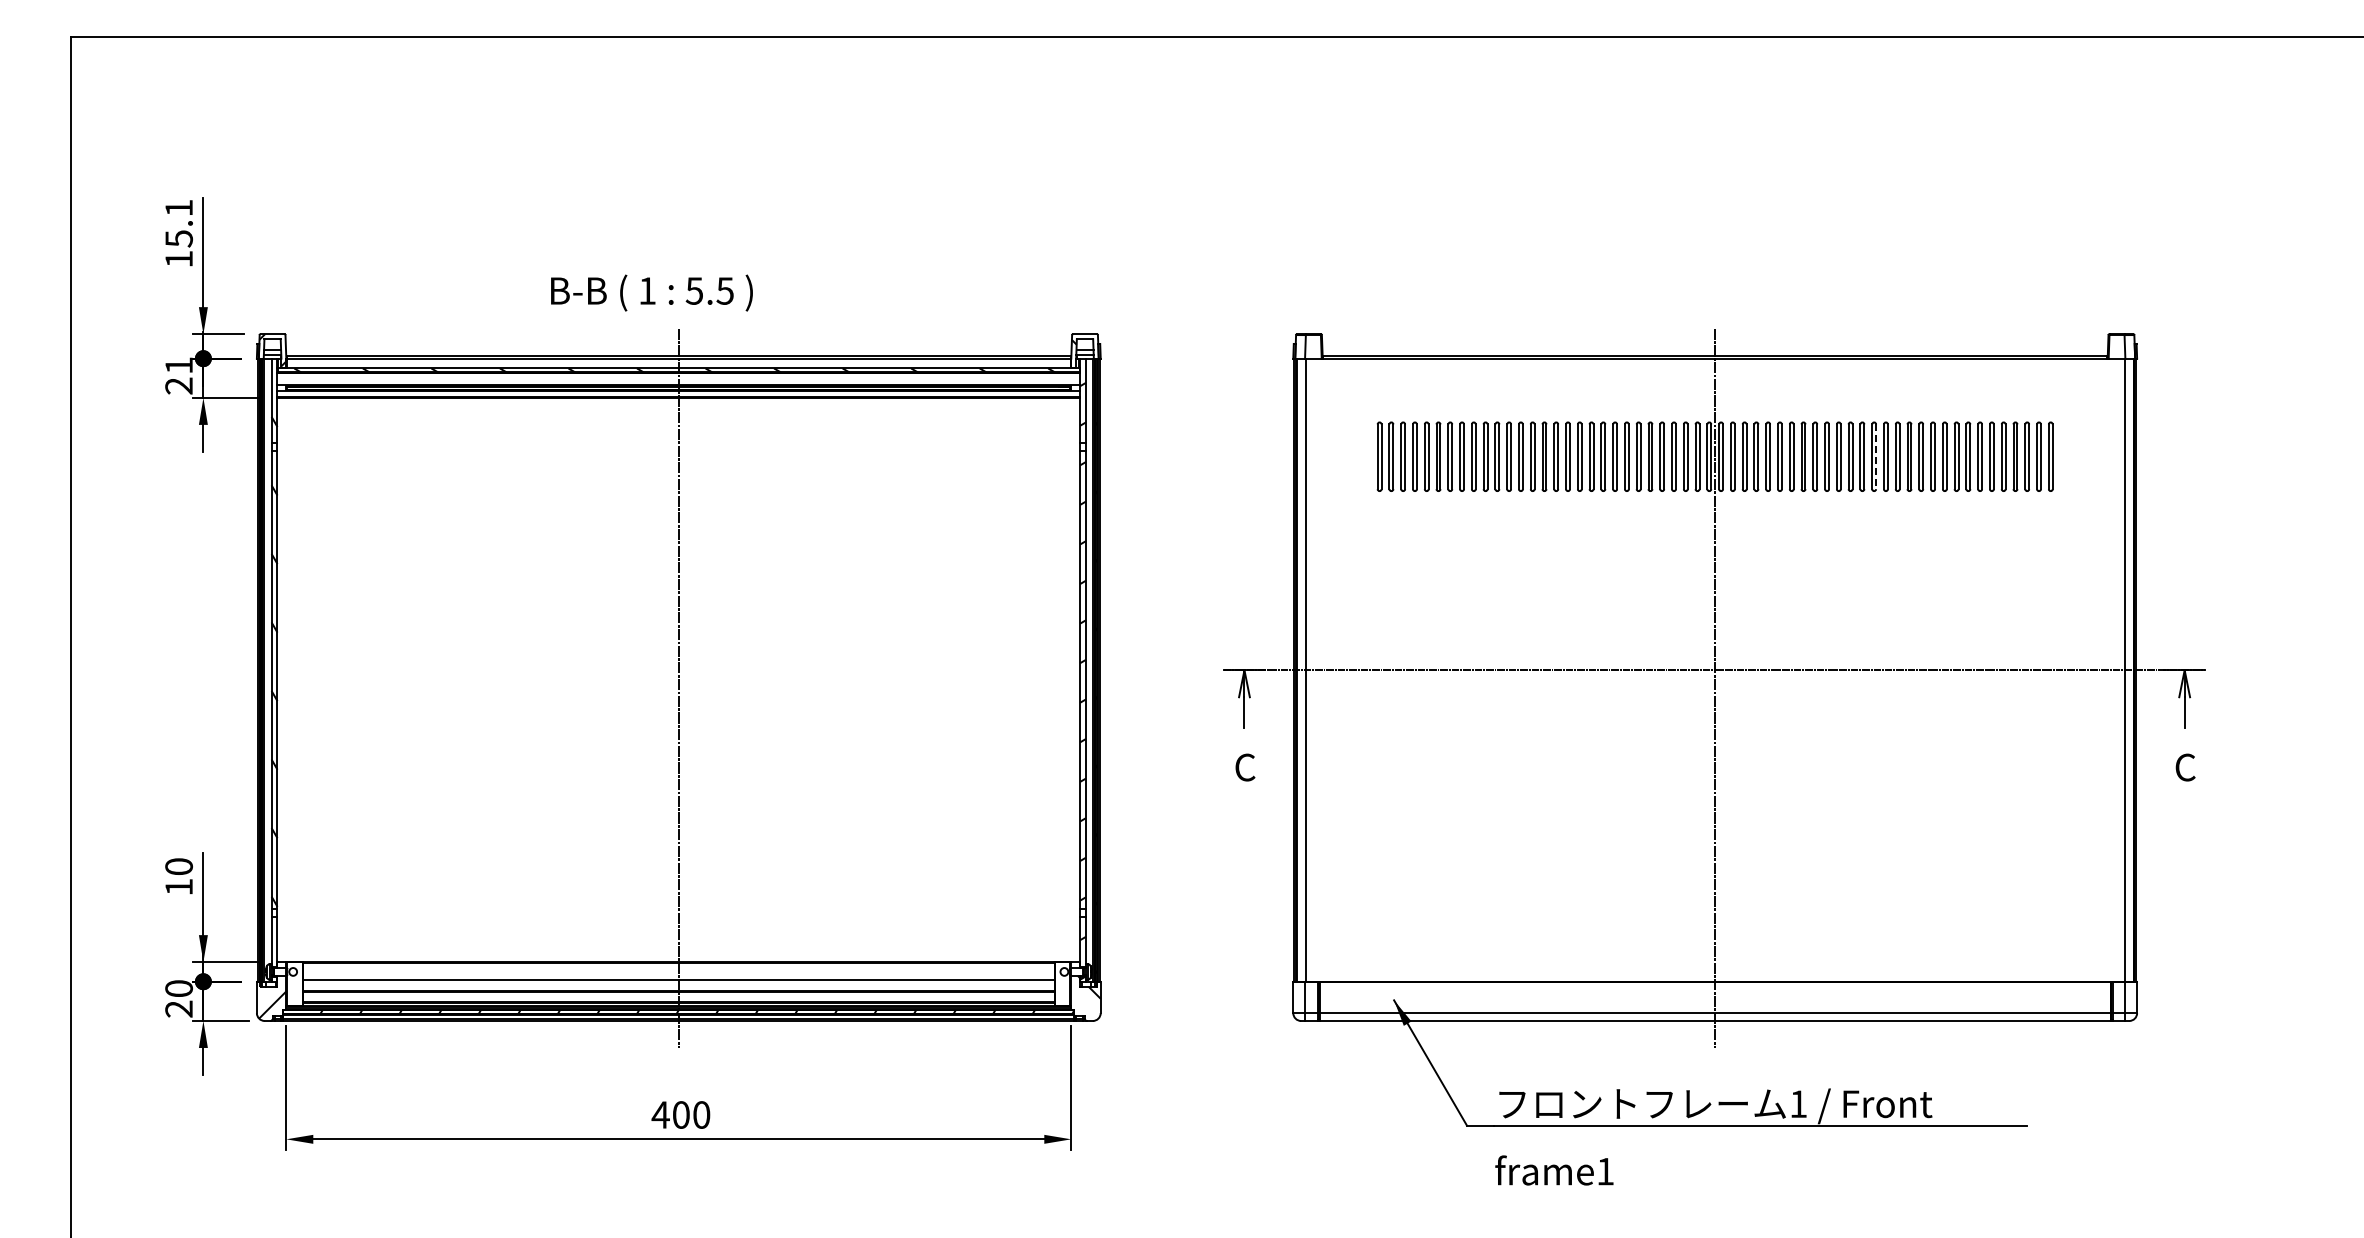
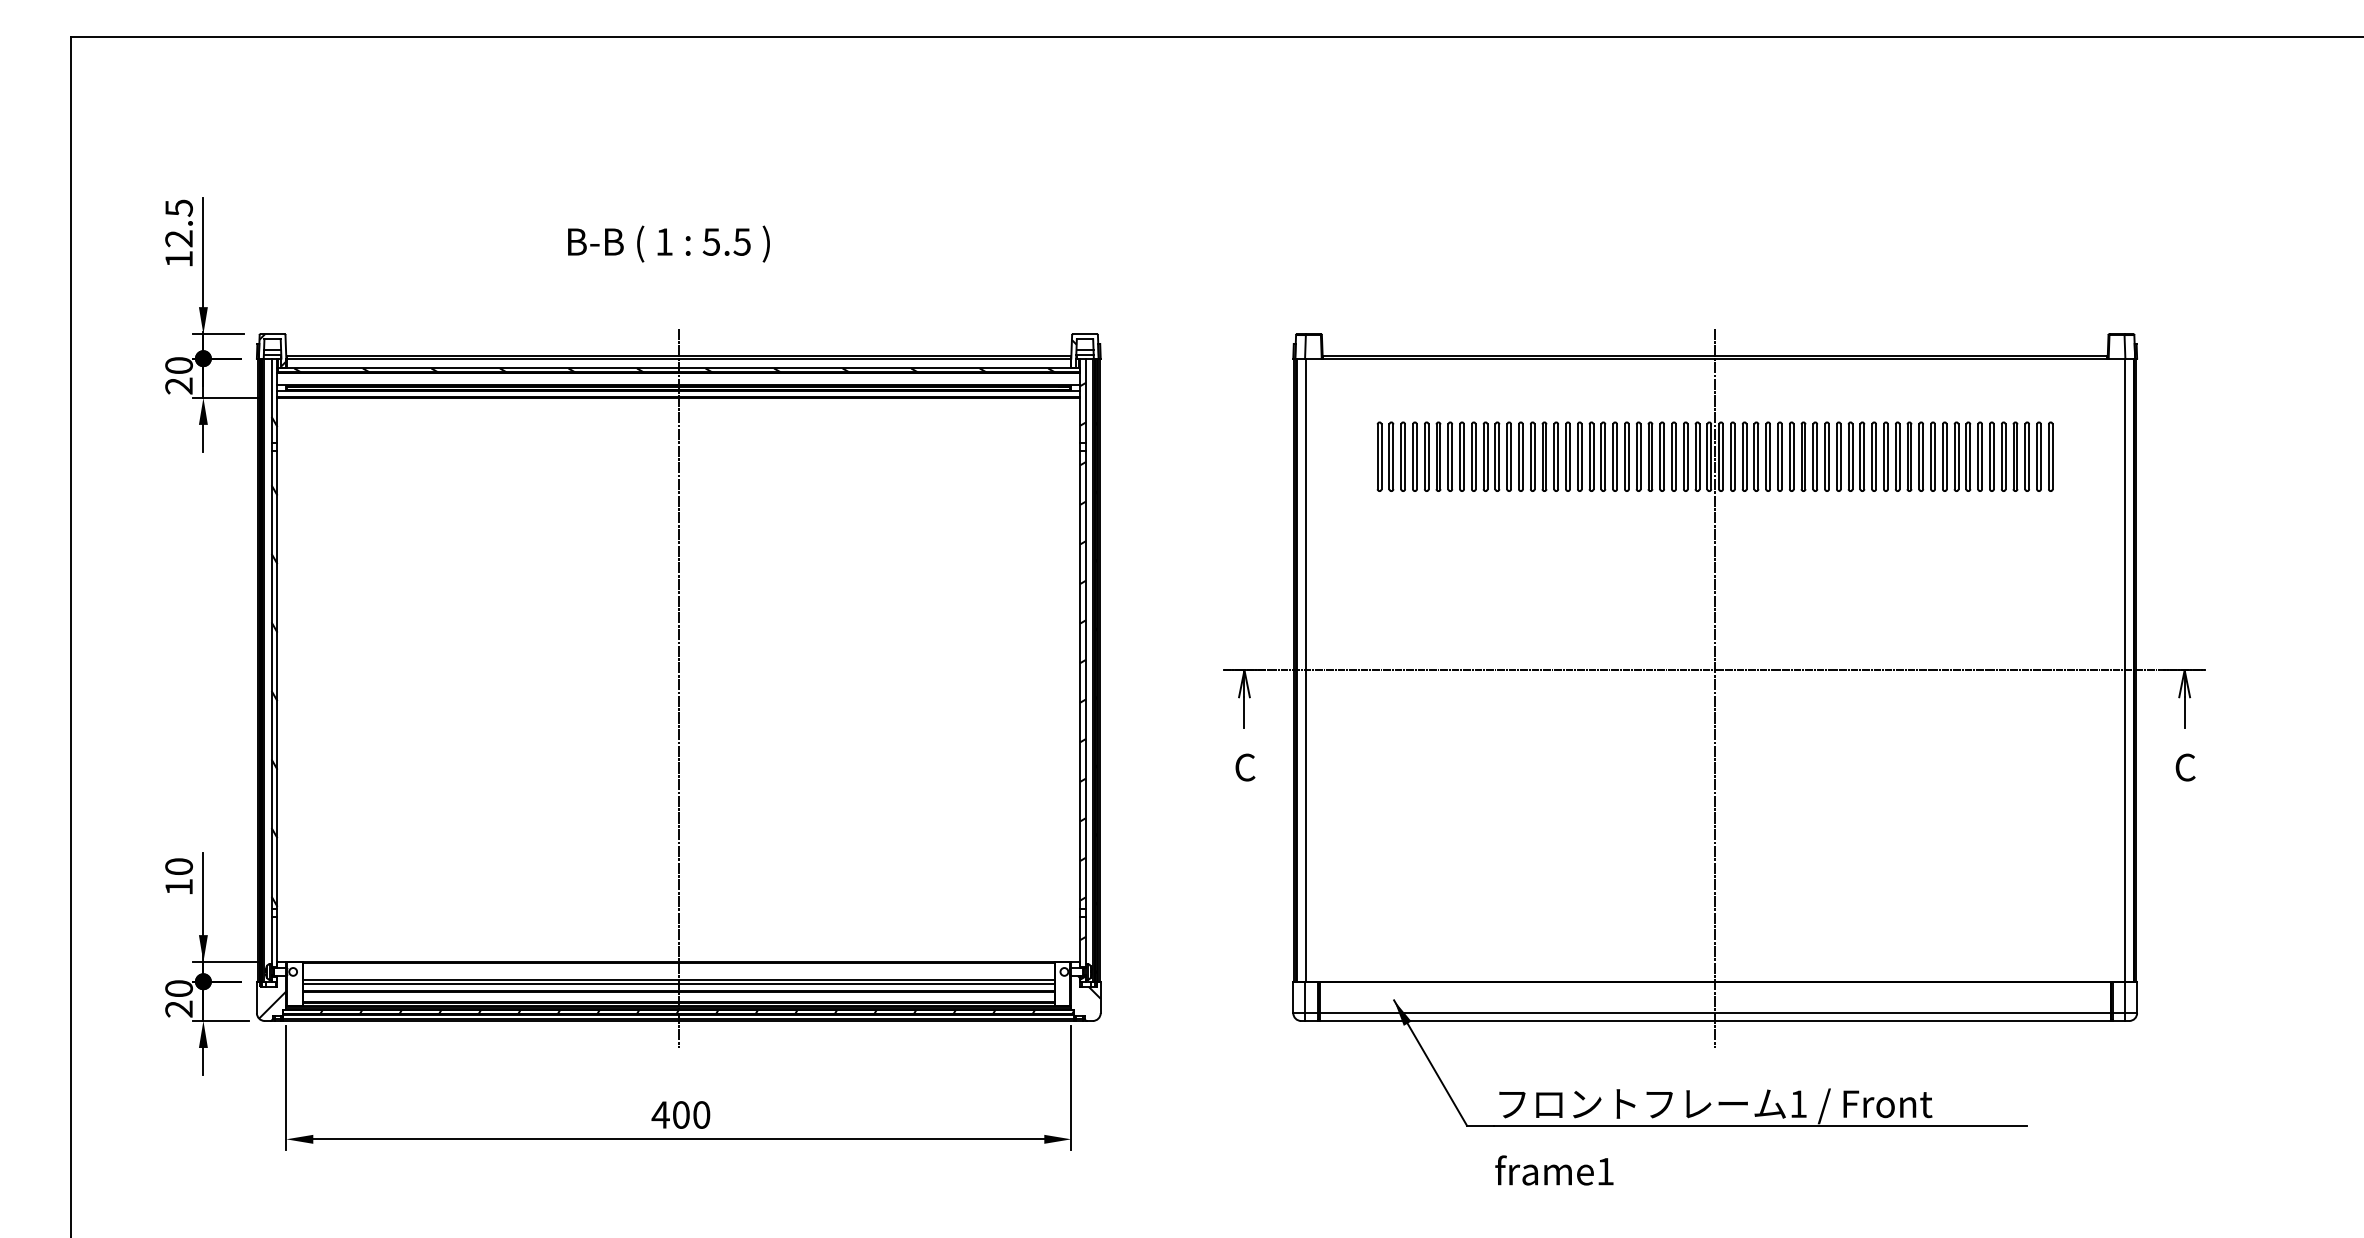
text: 15.1 -> 12.5 (178, 223)
text position: (651, 292) -> (668, 243) (668, 243)
text: 21 -> 20 (179, 365)
line: dashed -> solid (1876, 457)
line: none -> present (678, 983)
